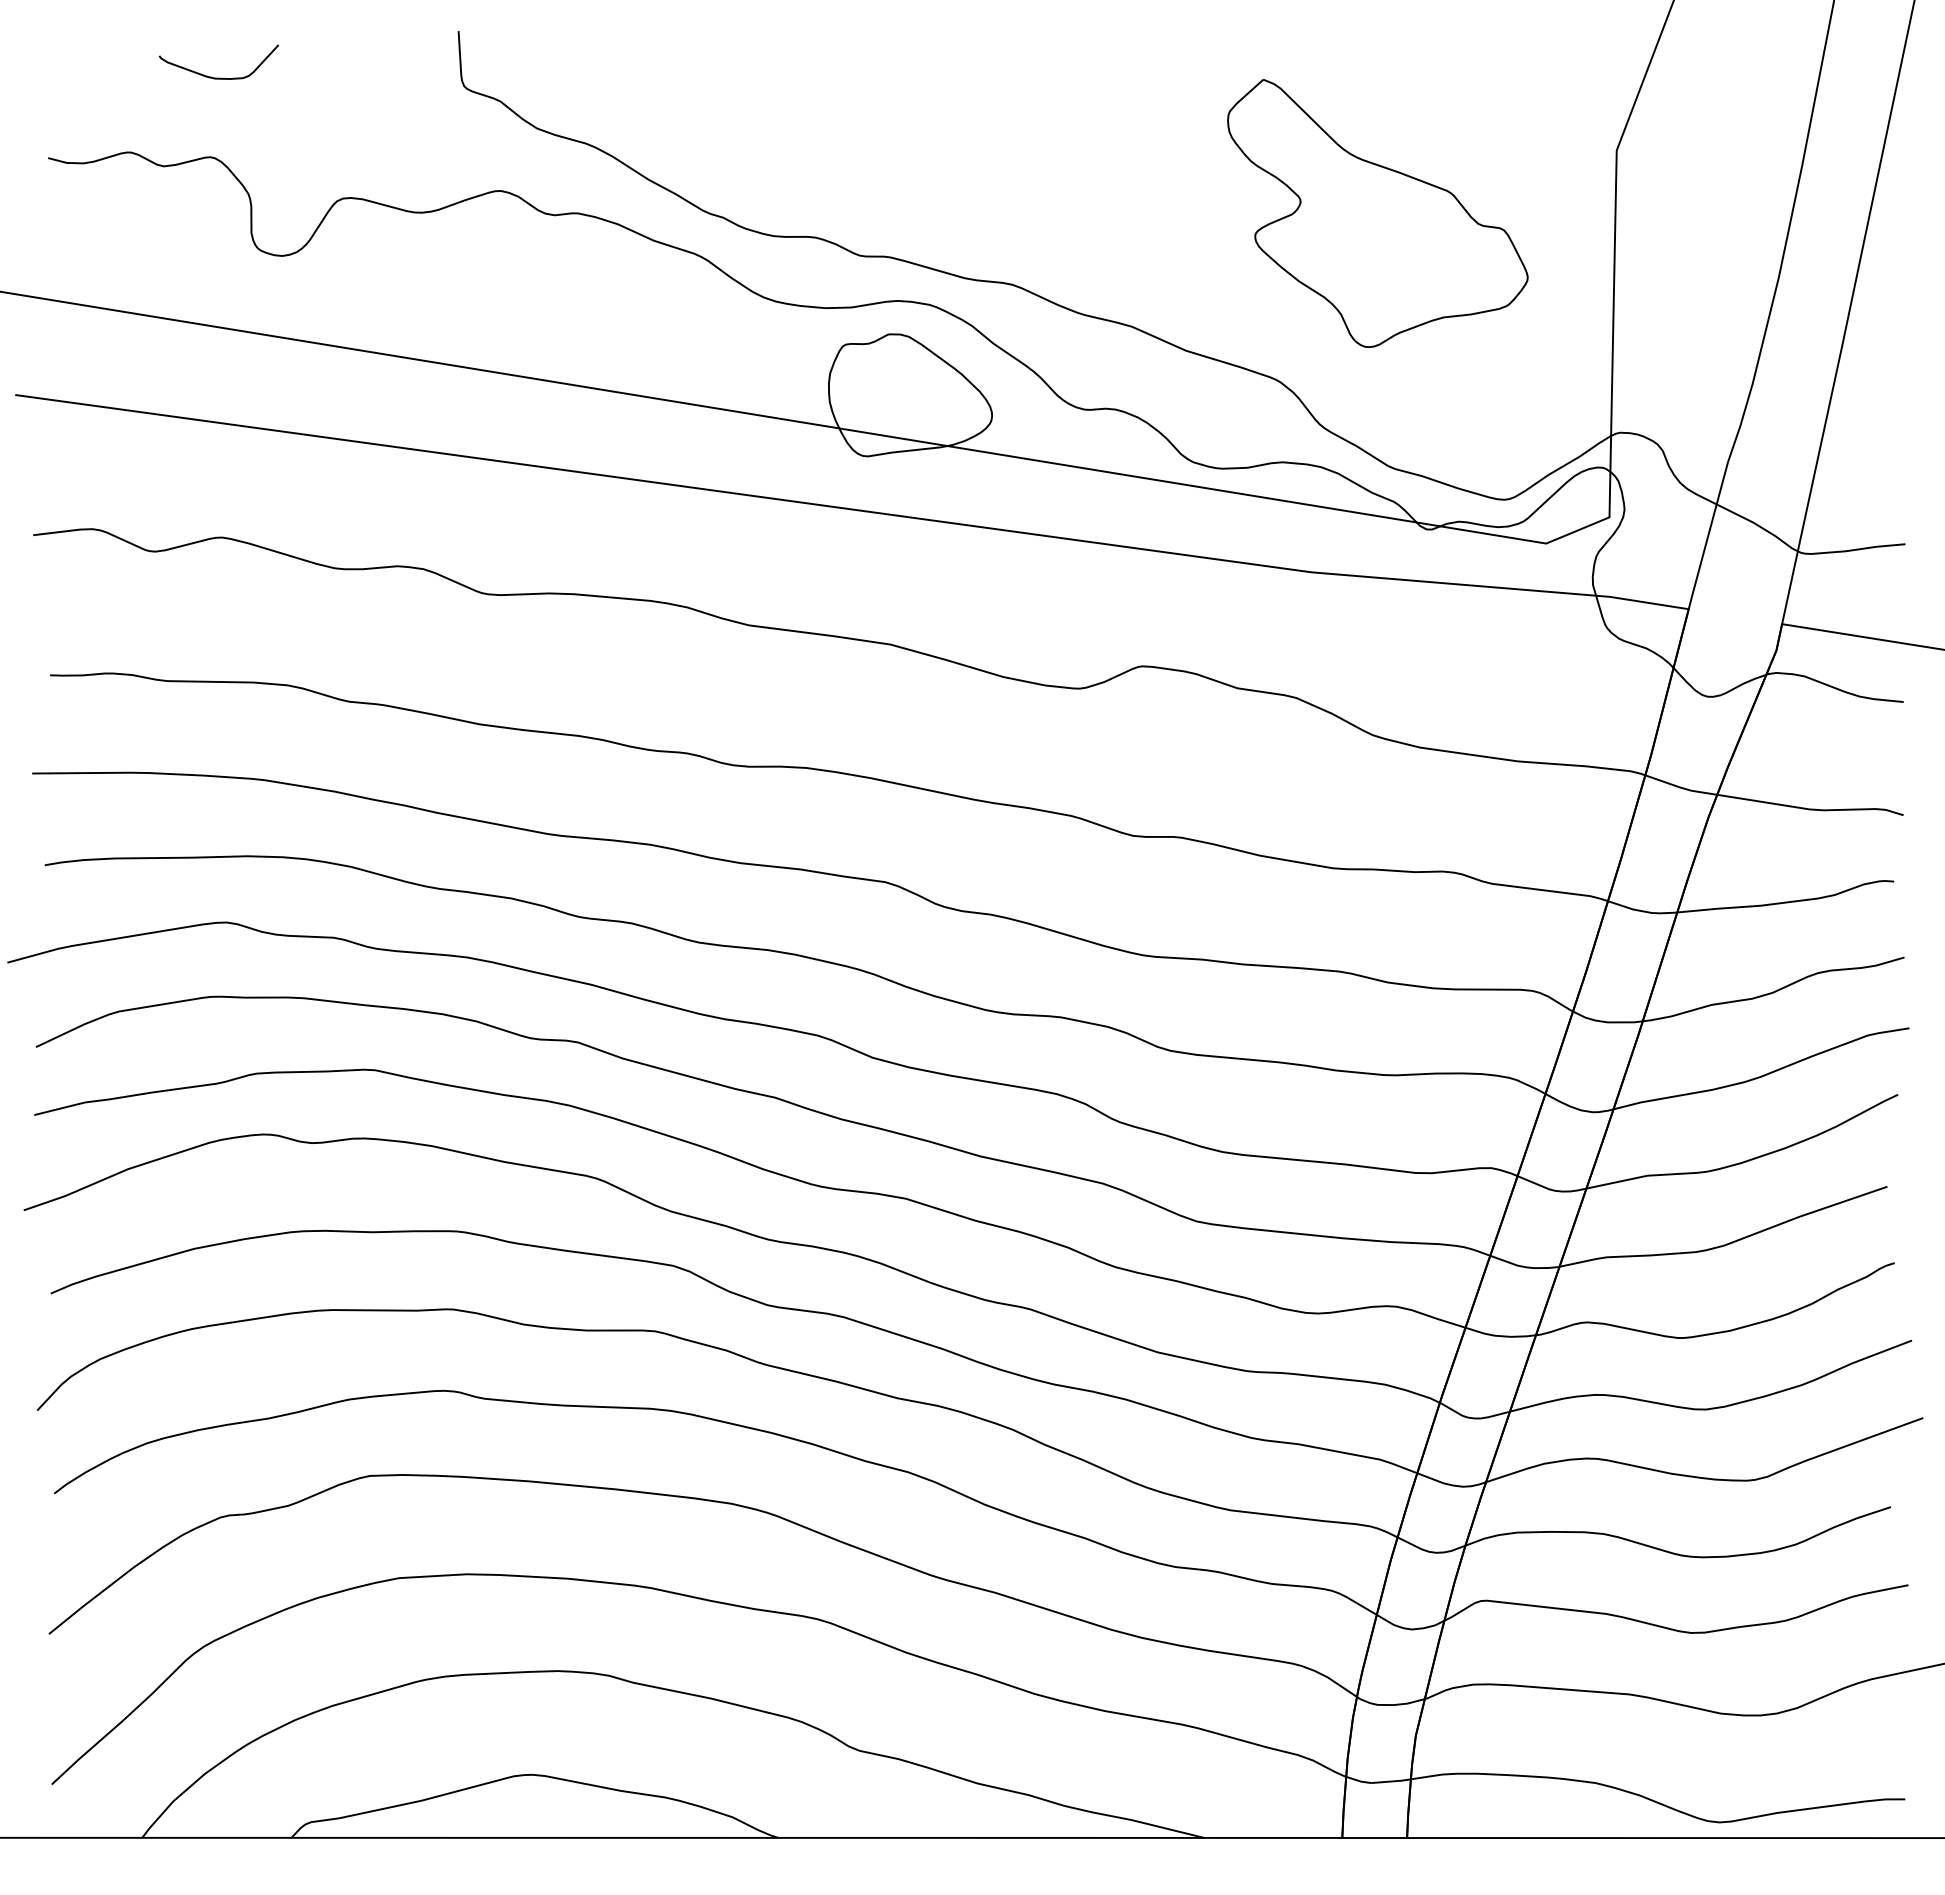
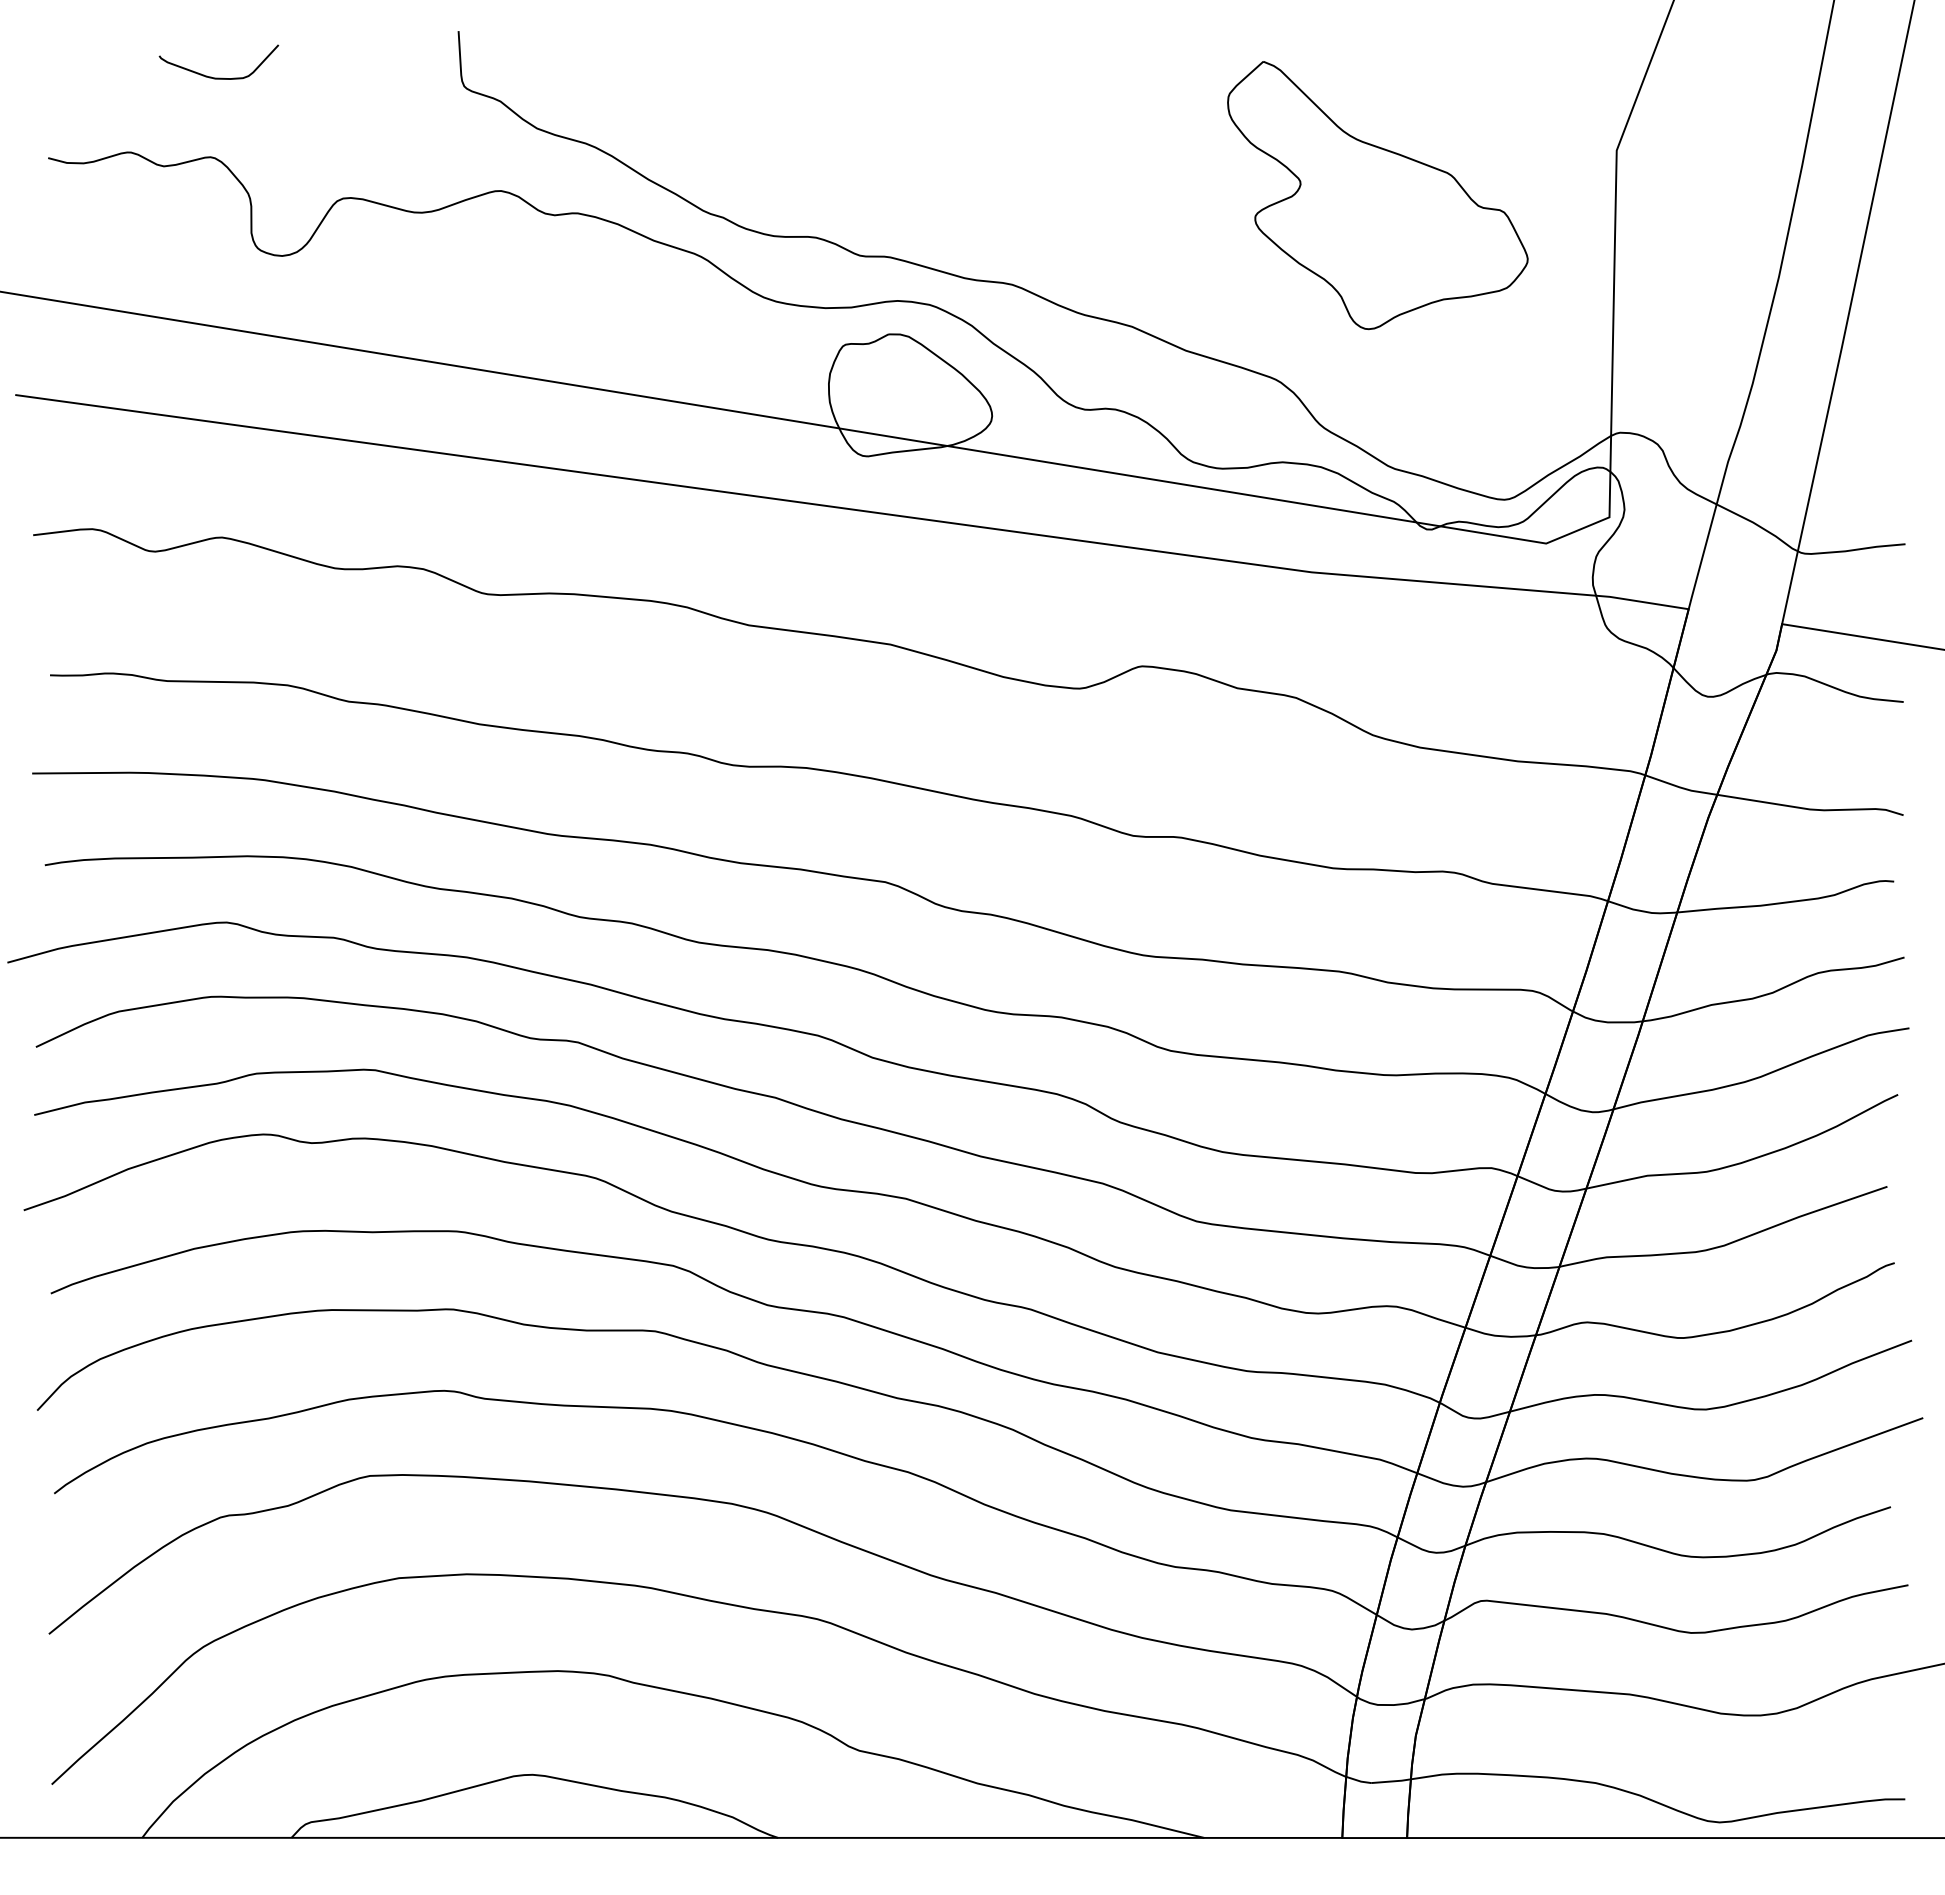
part position: (1377, 213) -> (1377, 195) (1377, 195)
